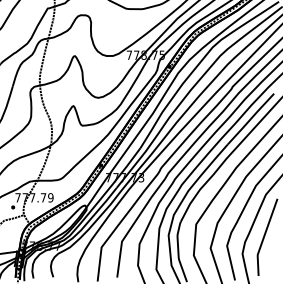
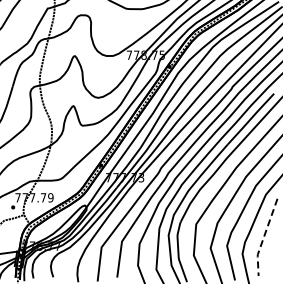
line: solid -> dashed (263, 237)
